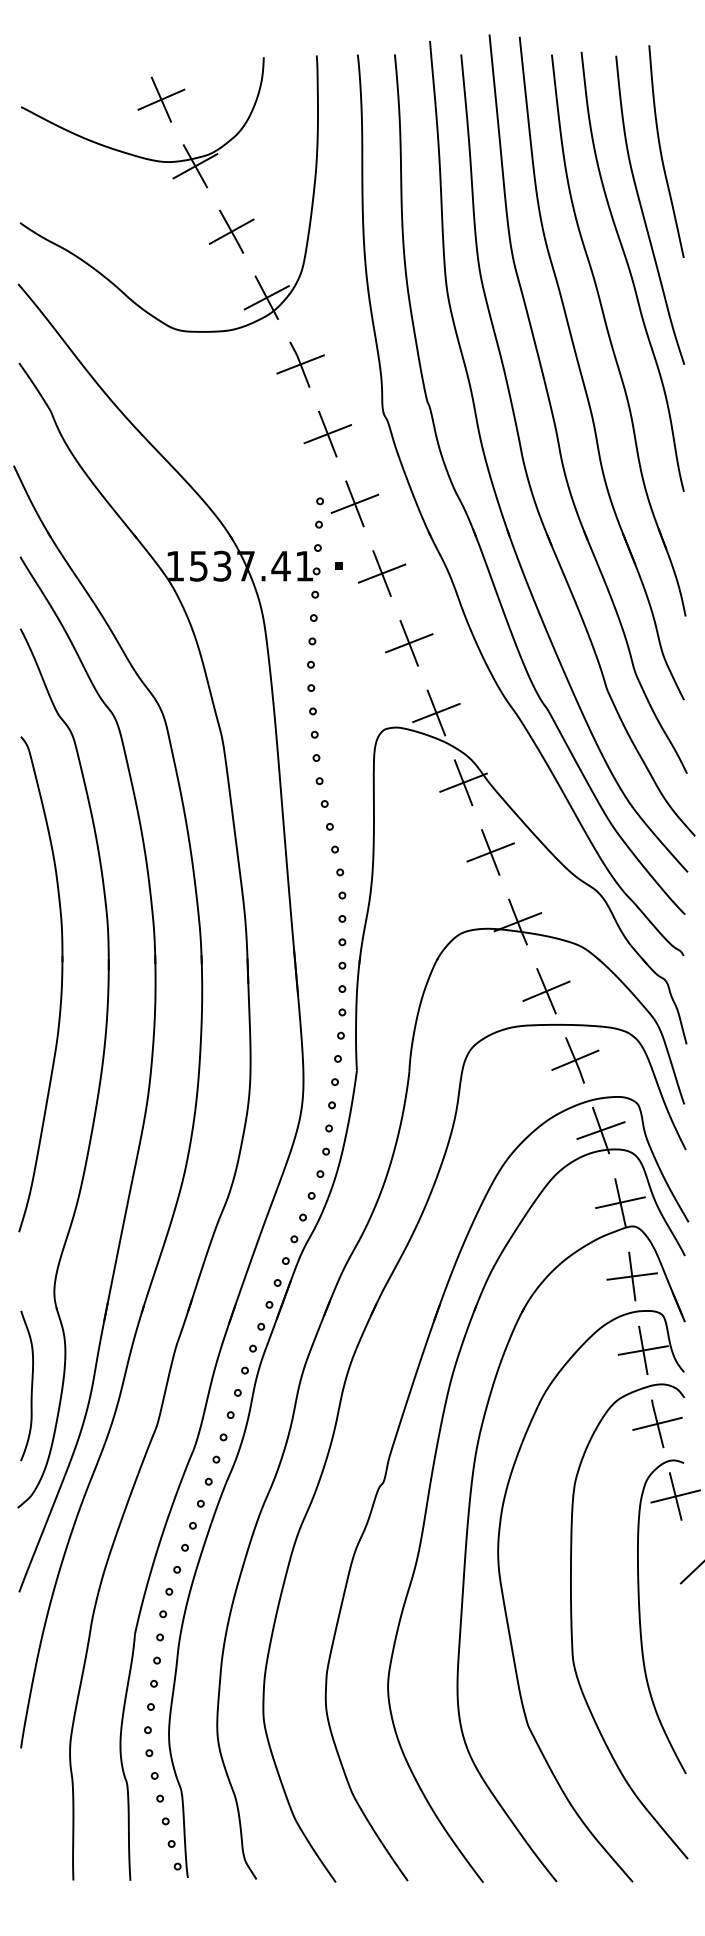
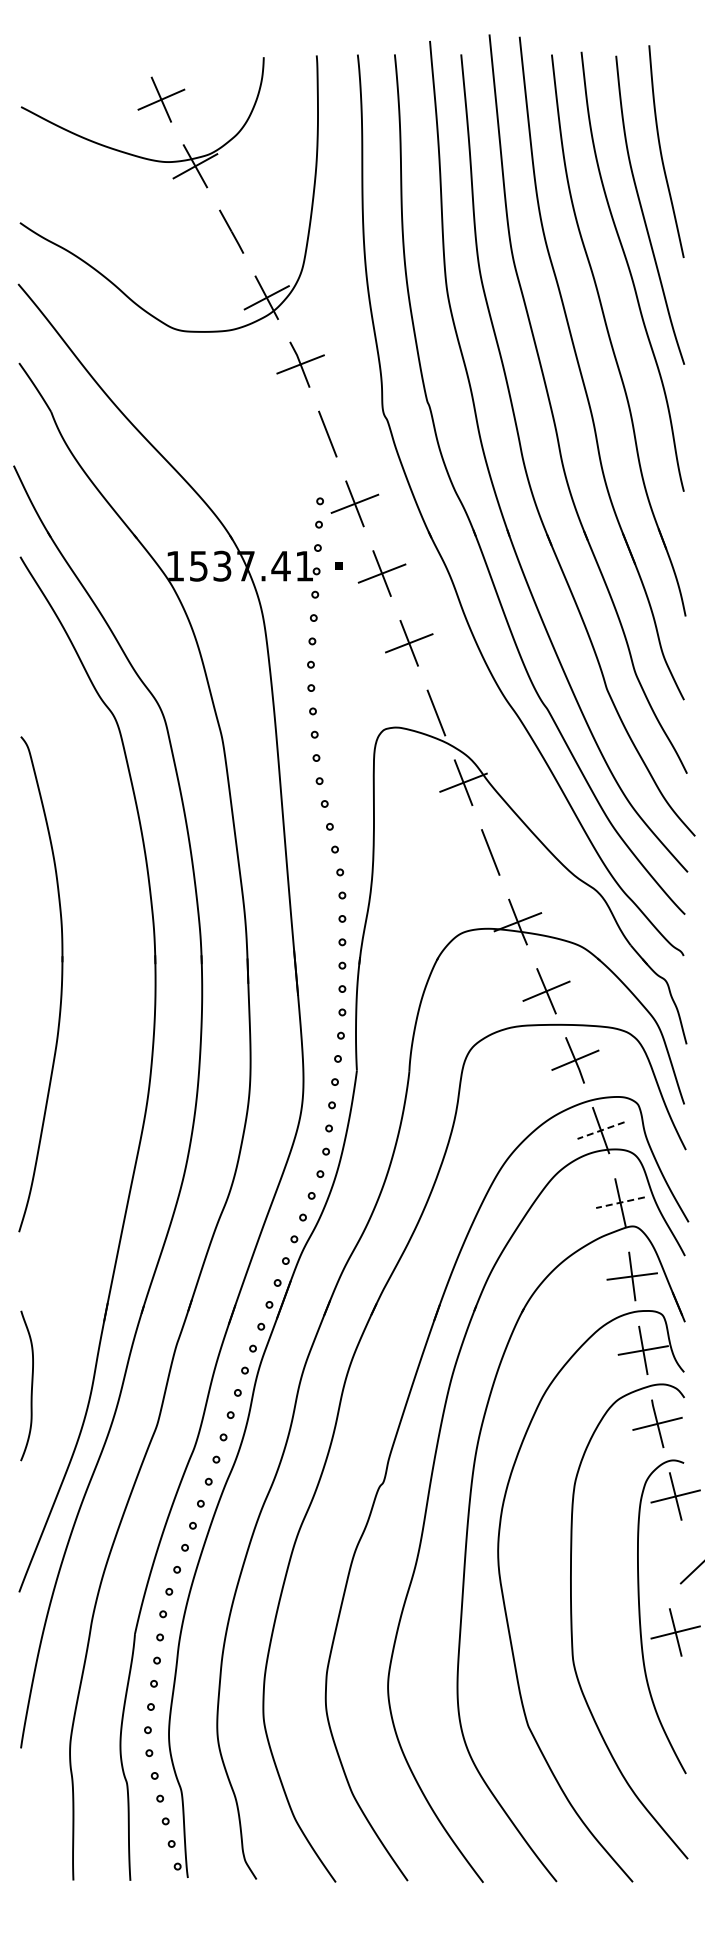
line: present -> none (231, 231)
line: present -> none (327, 434)
line: present -> none (436, 712)
line: present -> none (490, 852)
part: present -> none (100, 1070)
line: solid -> dashed (601, 1130)
line: solid -> dashed (620, 1202)
part: none -> present (675, 1632)
